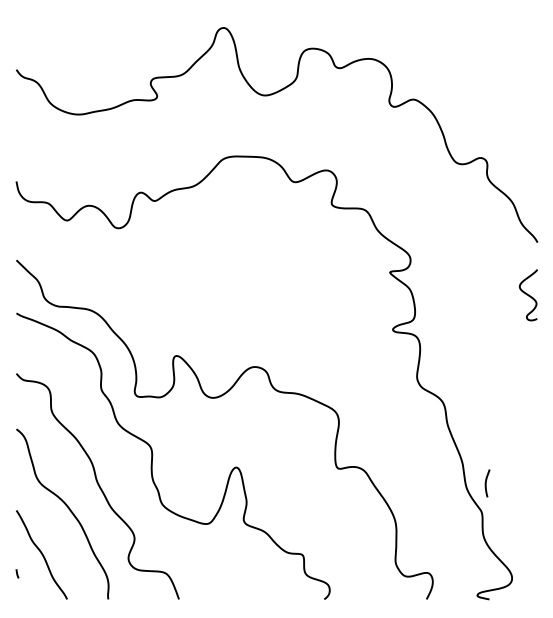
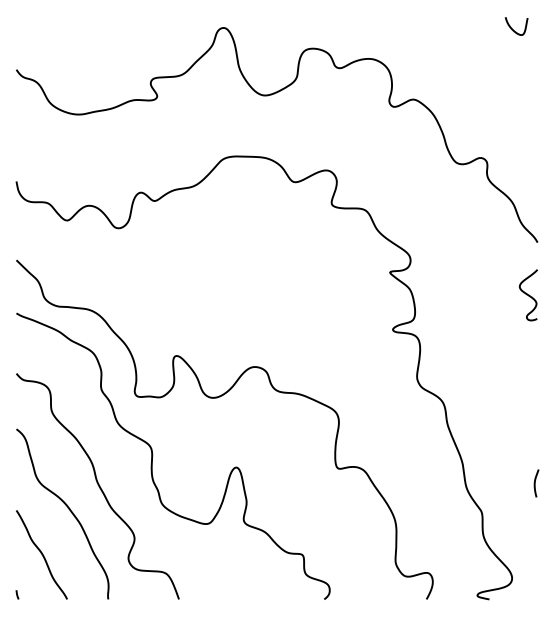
curve: none -> present (513, 29)
curve position: (486, 483) -> (535, 483) (535, 483)
curve position: (17, 573) -> (17, 594) (17, 594)
